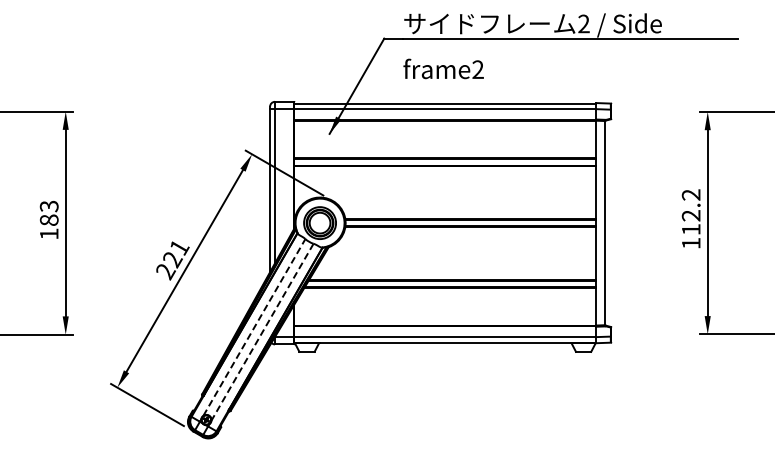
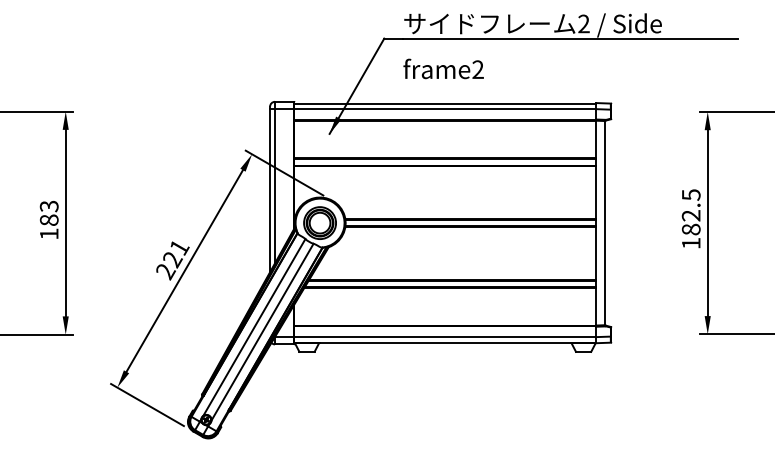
text: 112.2 -> 182.5 (690, 212)
line: dashed -> solid (254, 327)
line: dashed -> solid (262, 332)
